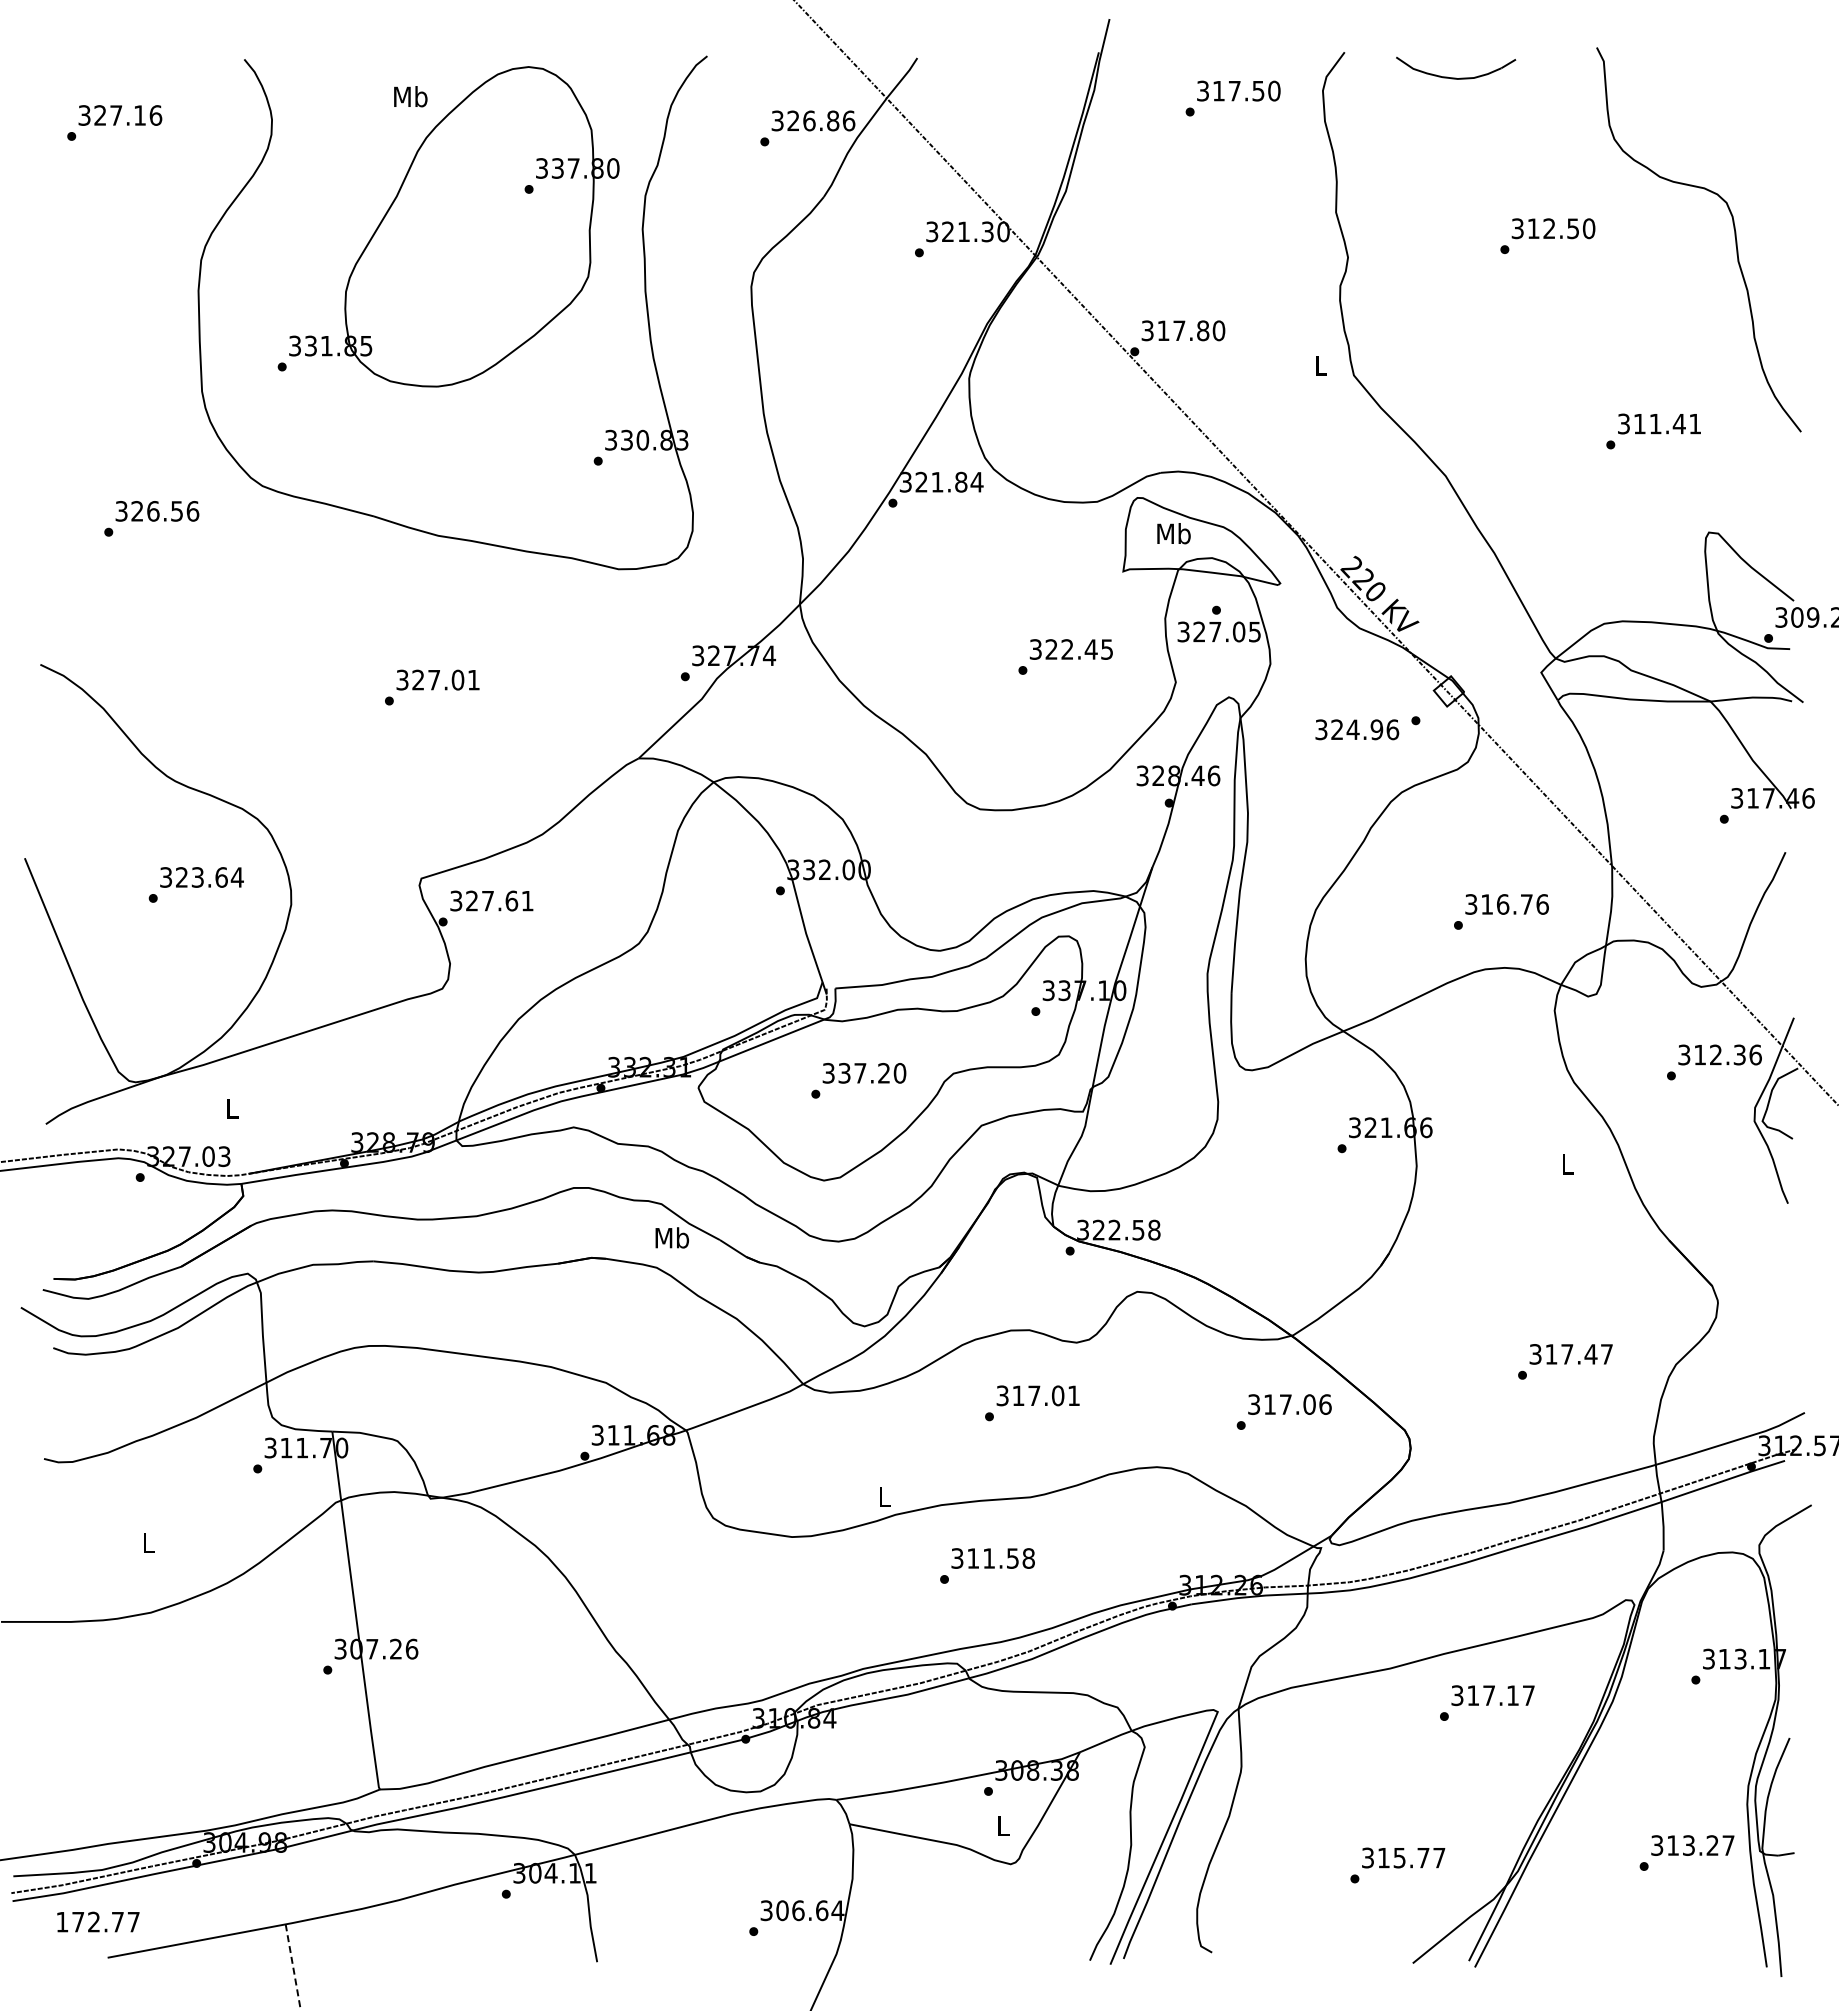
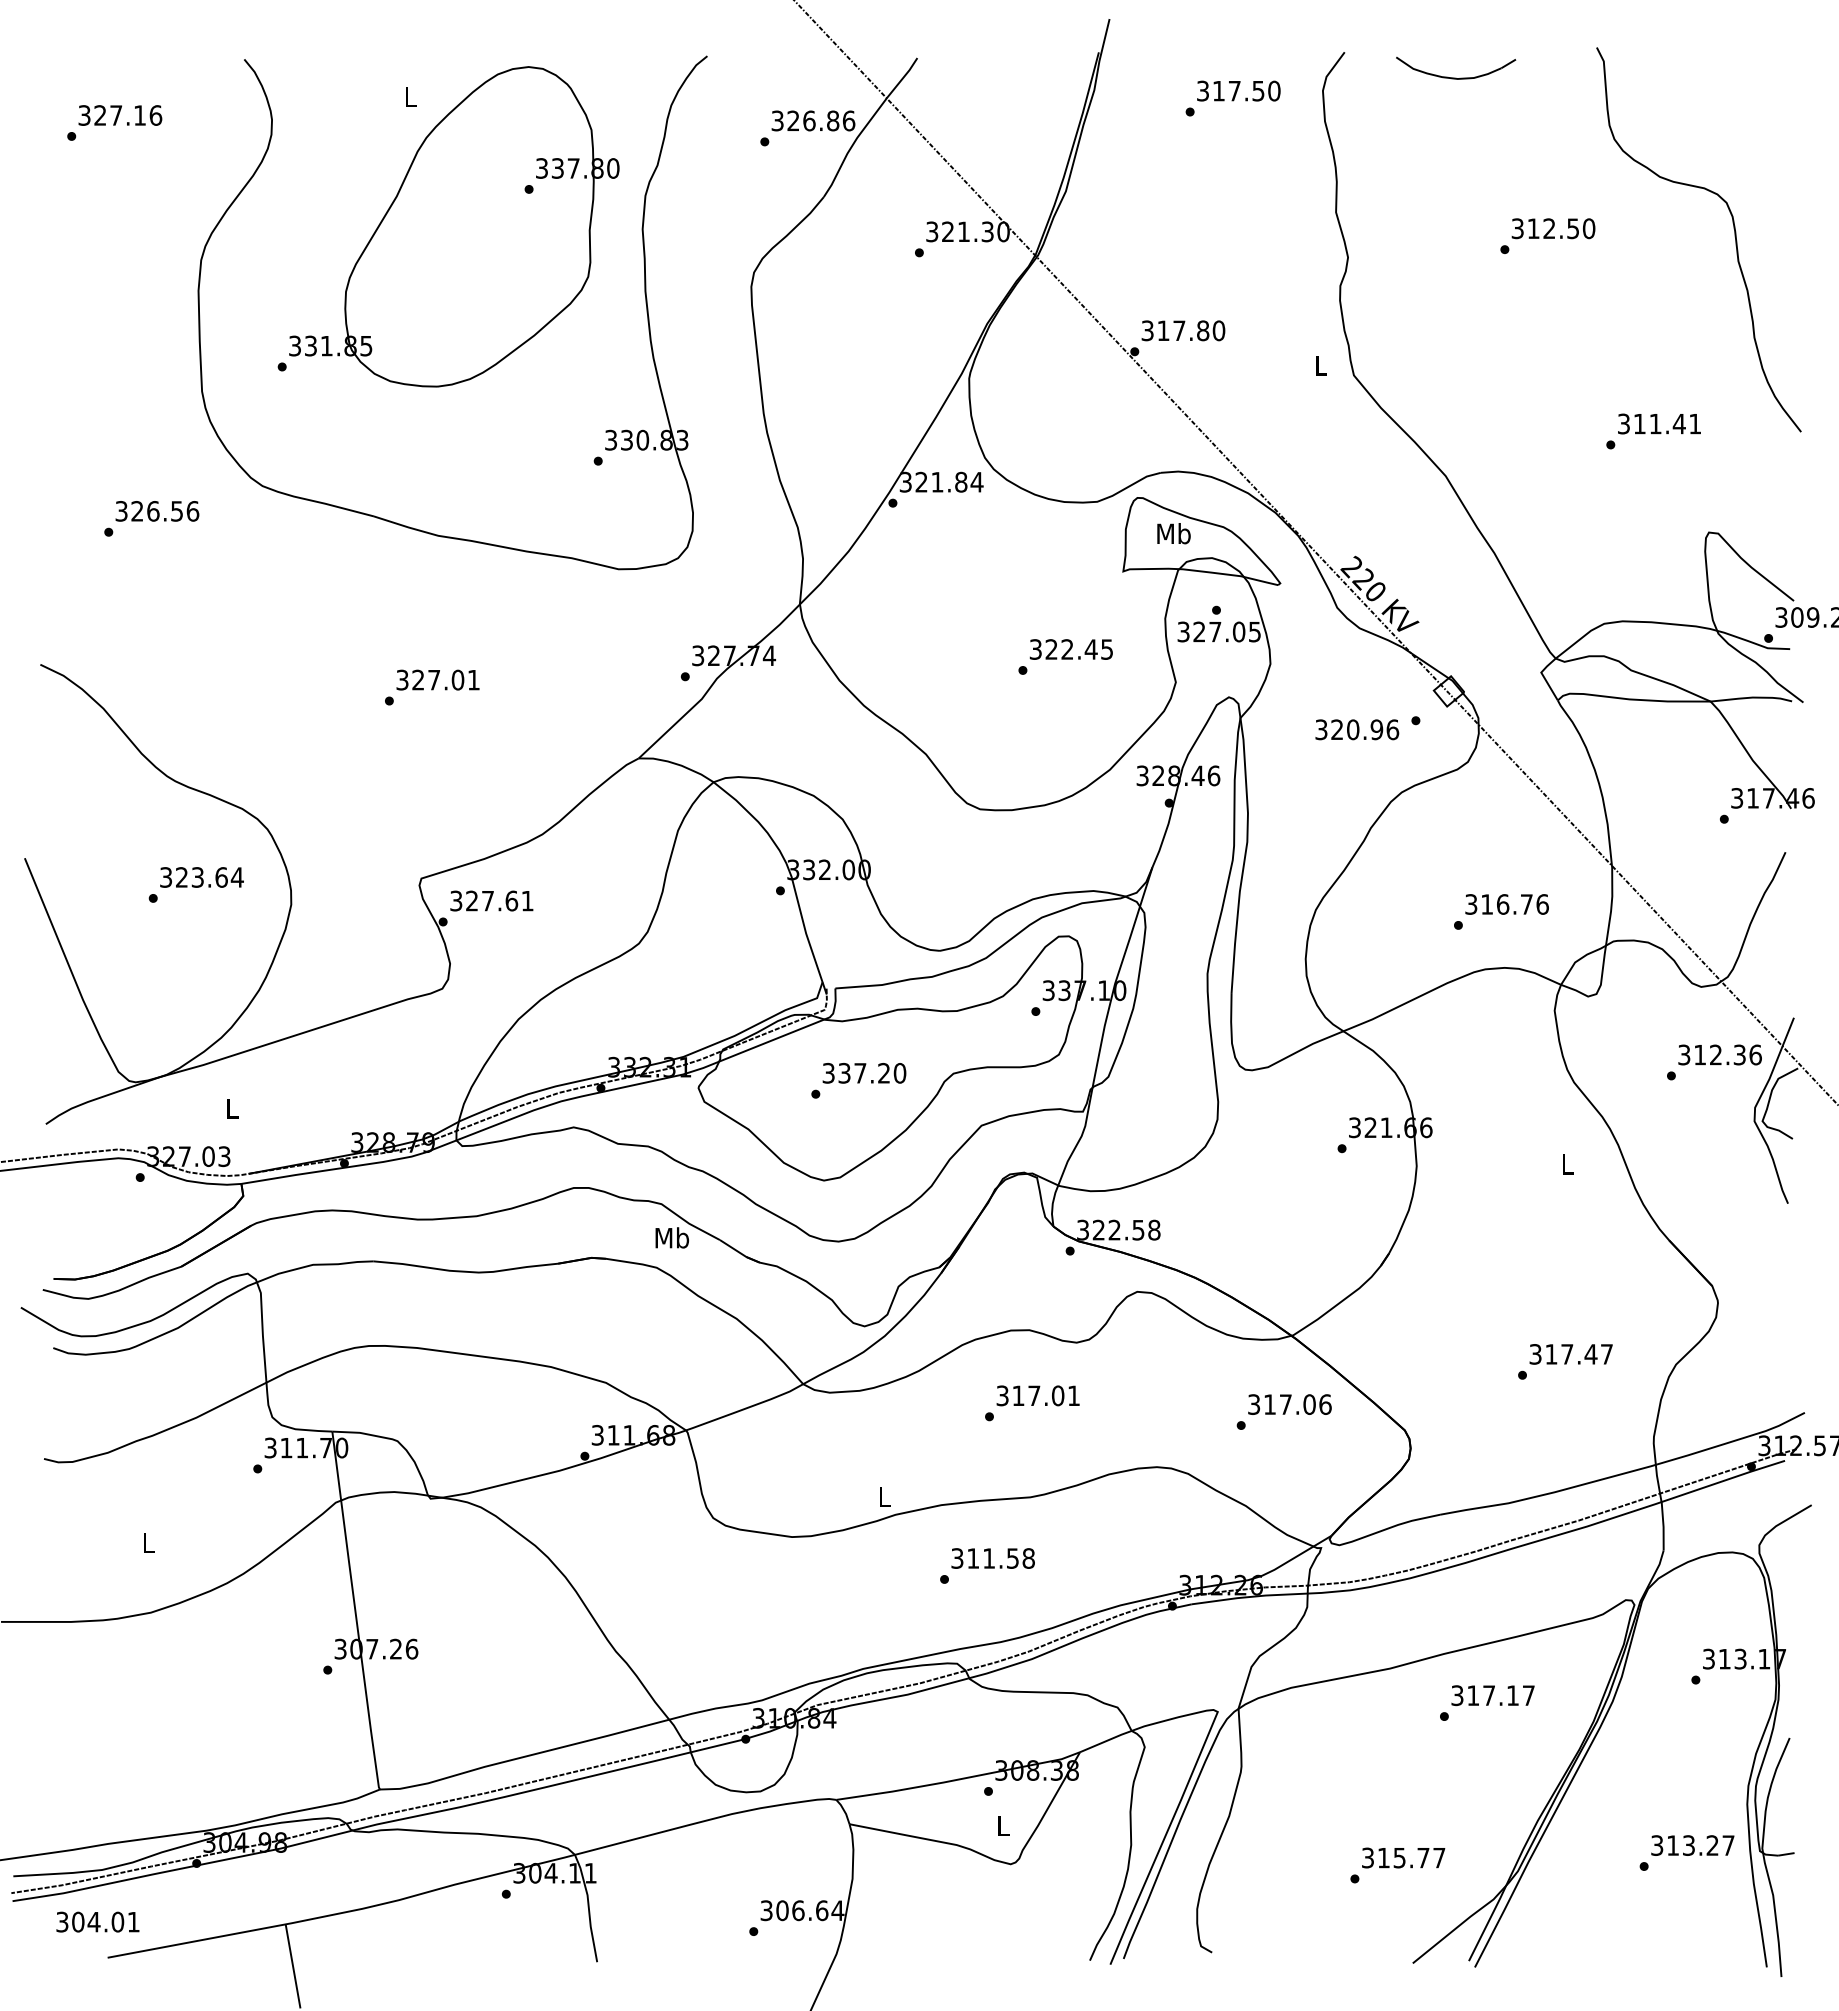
text: Mb -> L (410, 96)
text: 324.96 -> 320.96 (1352, 729)
text: 172.77 -> 304.01 (97, 1921)
line: dashed -> solid (293, 1966)
